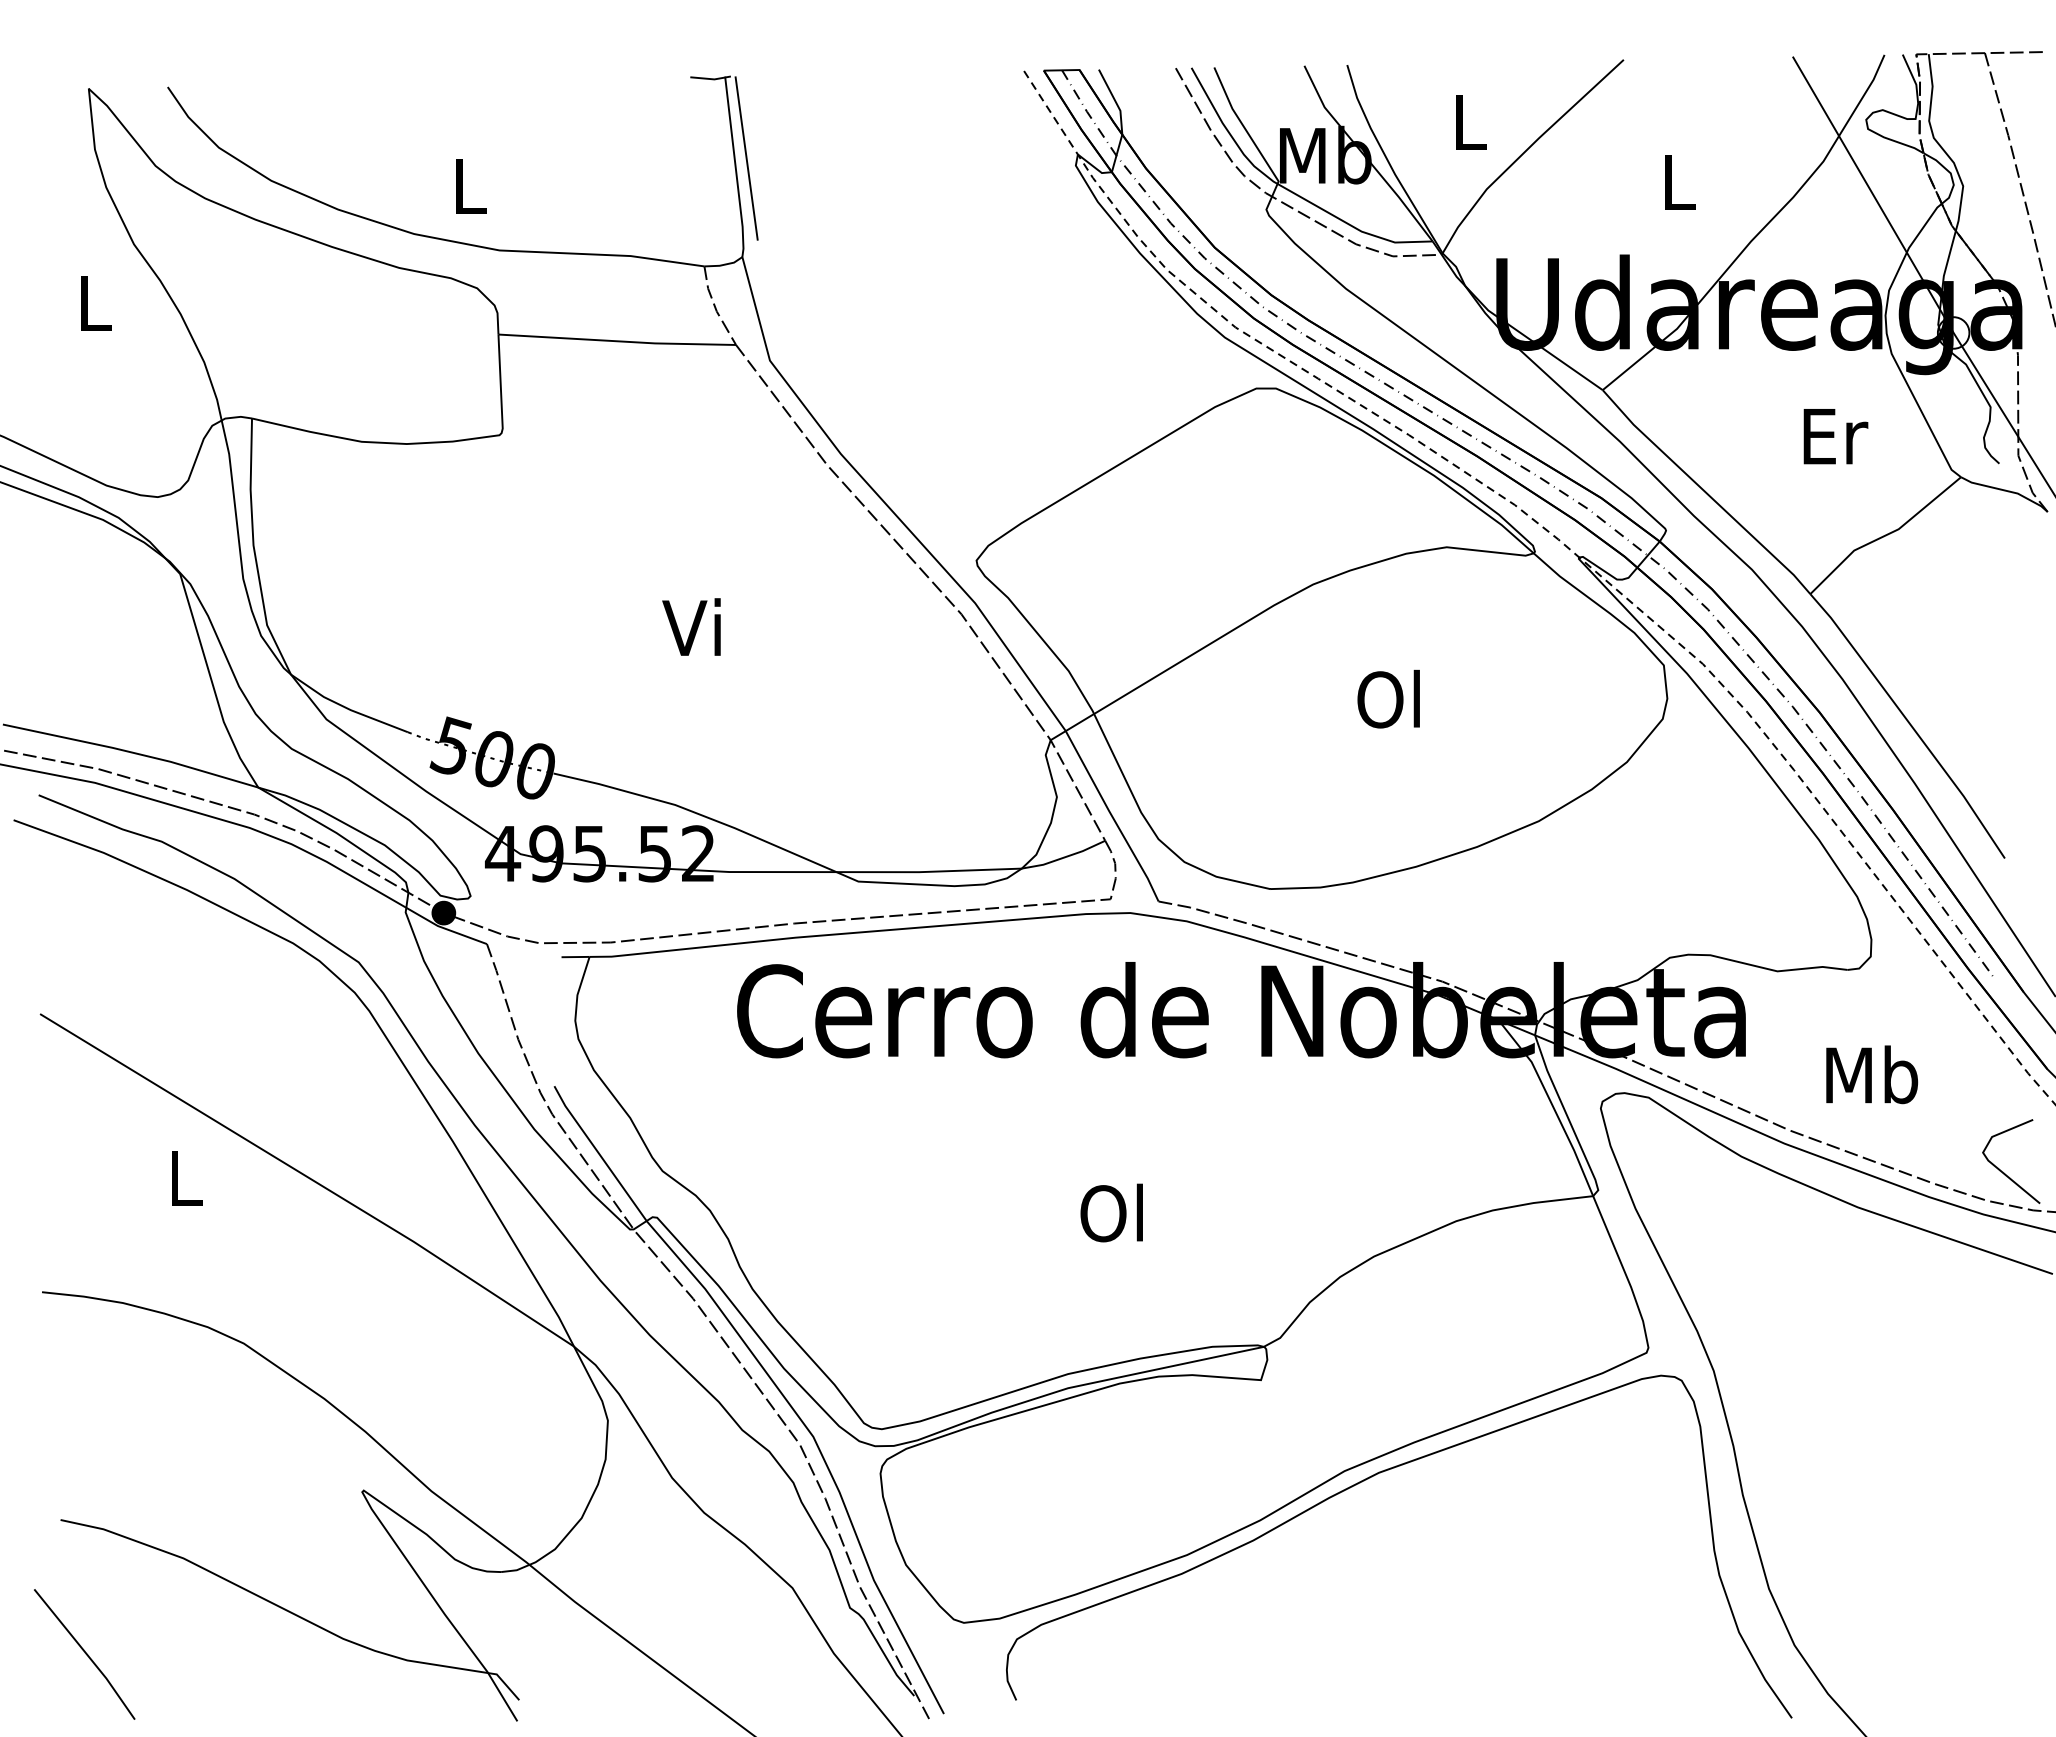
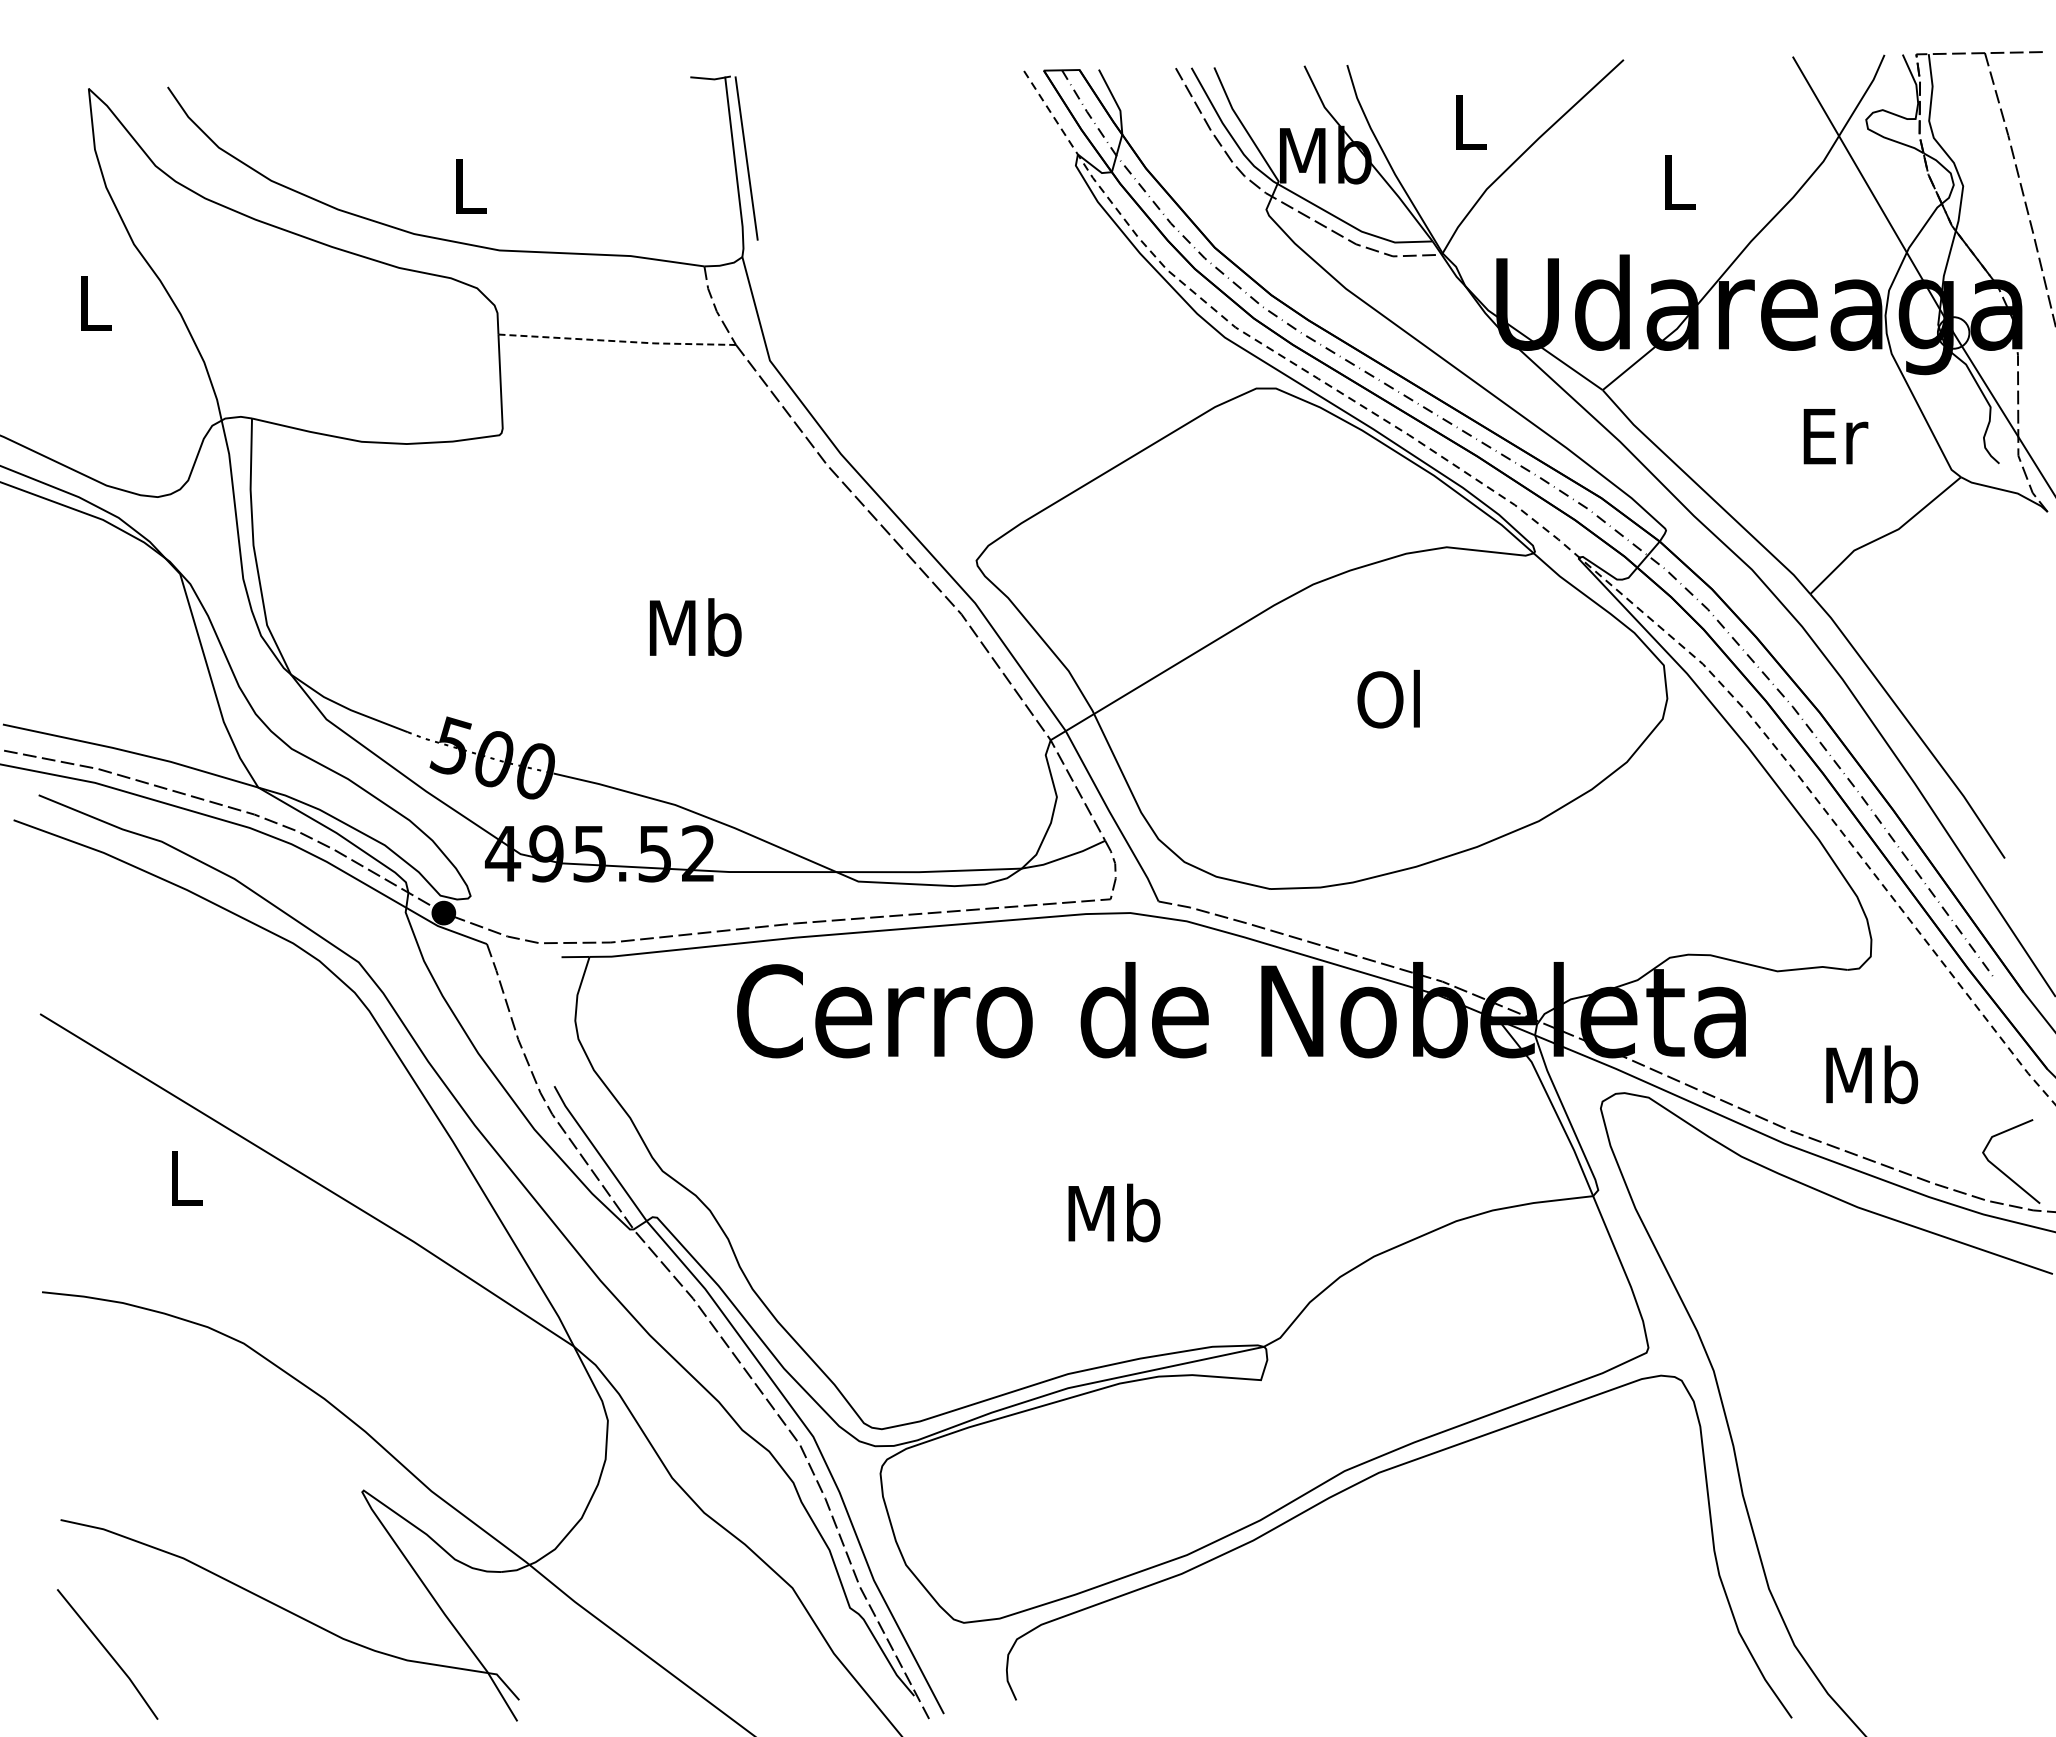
line: solid -> dashed (618, 341)
text: Vi -> Mb (695, 627)
text: Ol -> Mb (1114, 1212)
line position: (84, 1653) -> (107, 1653) (107, 1653)
